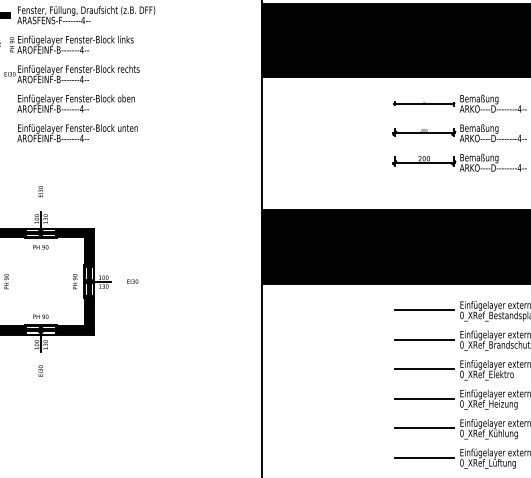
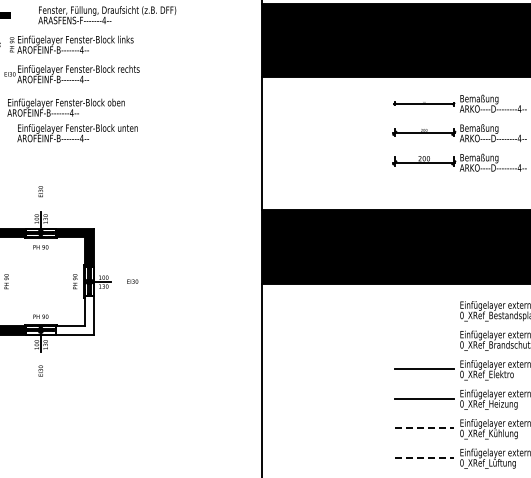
text position: (86, 15) -> (107, 15) (107, 15)
text position: (75, 103) -> (65, 107) (65, 107)
line: present -> none (423, 310)
fill: present -> none (74, 315)
line: present -> none (423, 339)
line: solid -> dashed (424, 428)
line: solid -> dashed (424, 457)
